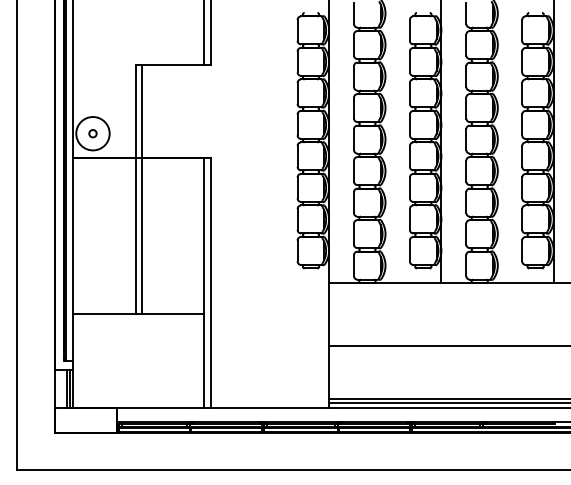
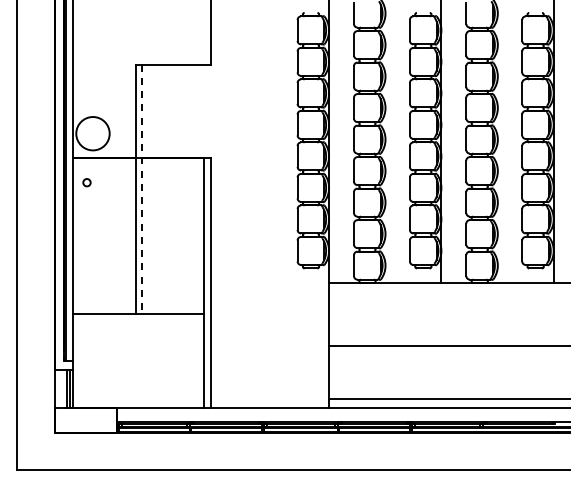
line: present -> none (204, 33)
circle position: (92, 133) -> (86, 182) (86, 182)
line: solid -> dashed (141, 189)
line: present -> none (448, 403)
